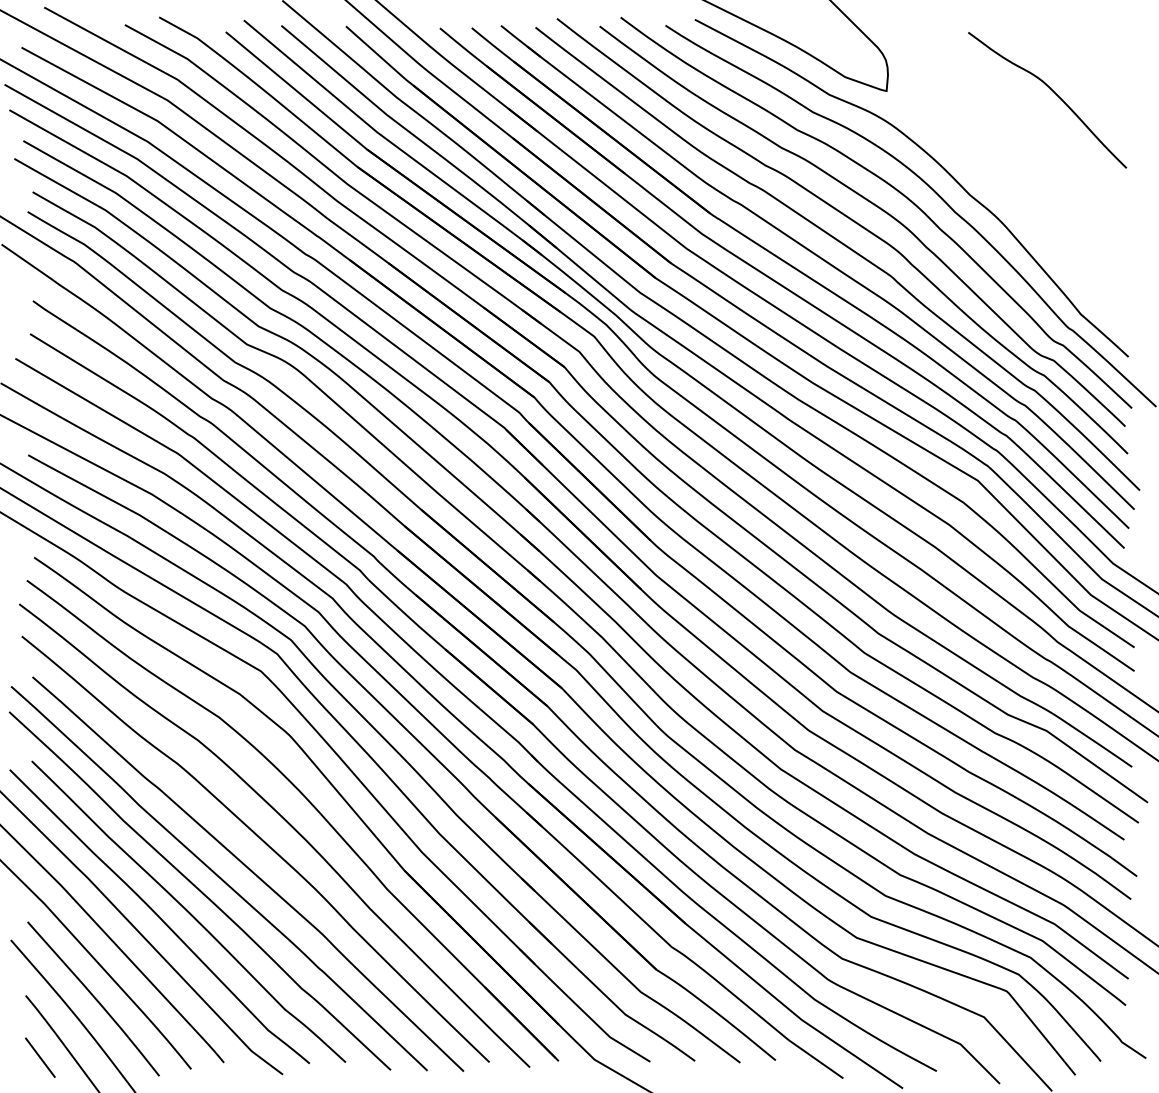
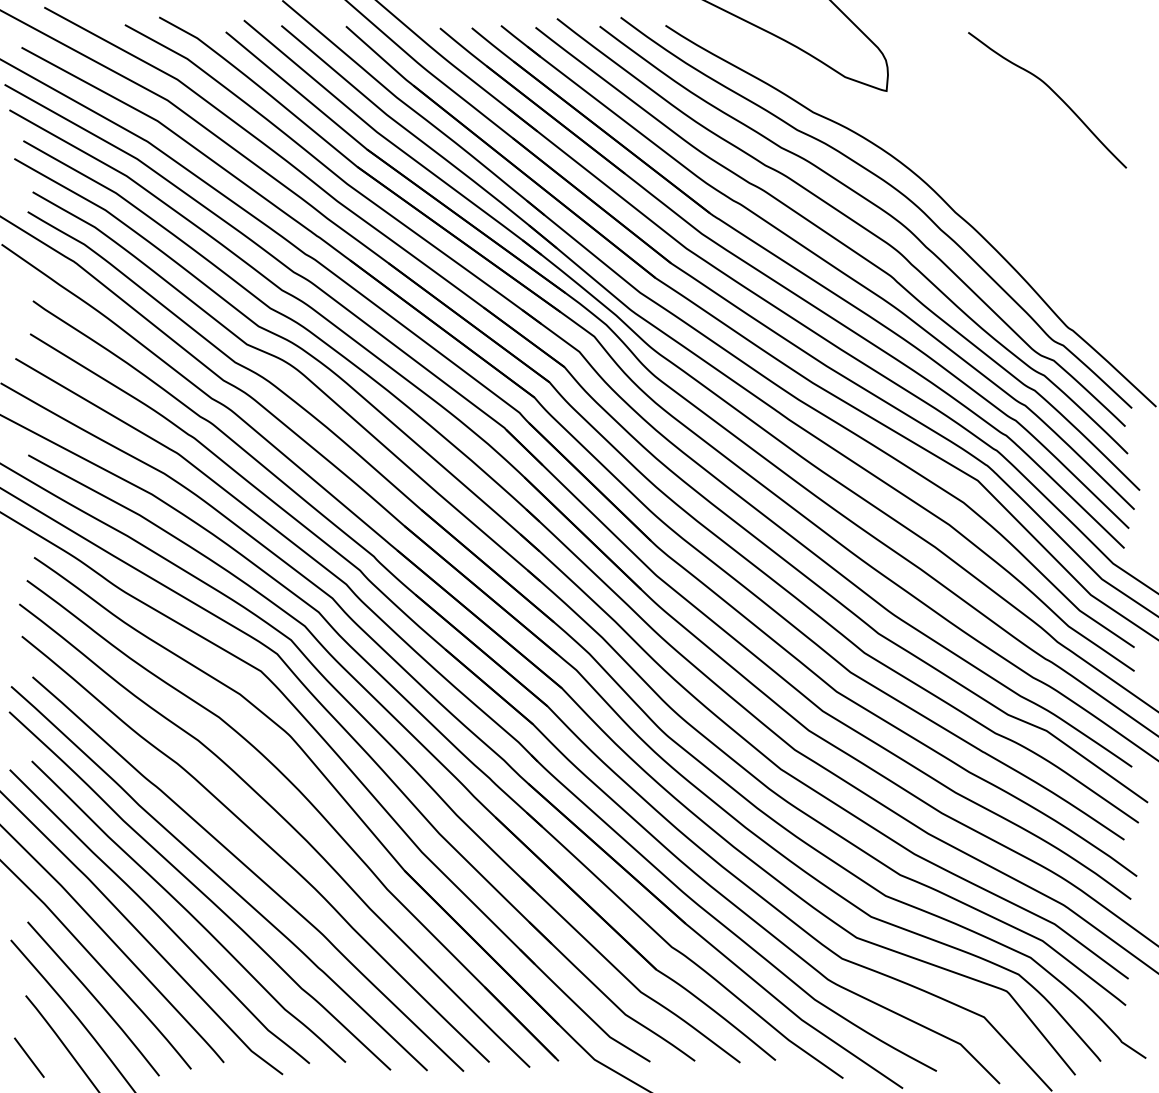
curve: present -> none (935, 162)
line position: (40, 1057) -> (29, 1057) (29, 1057)
